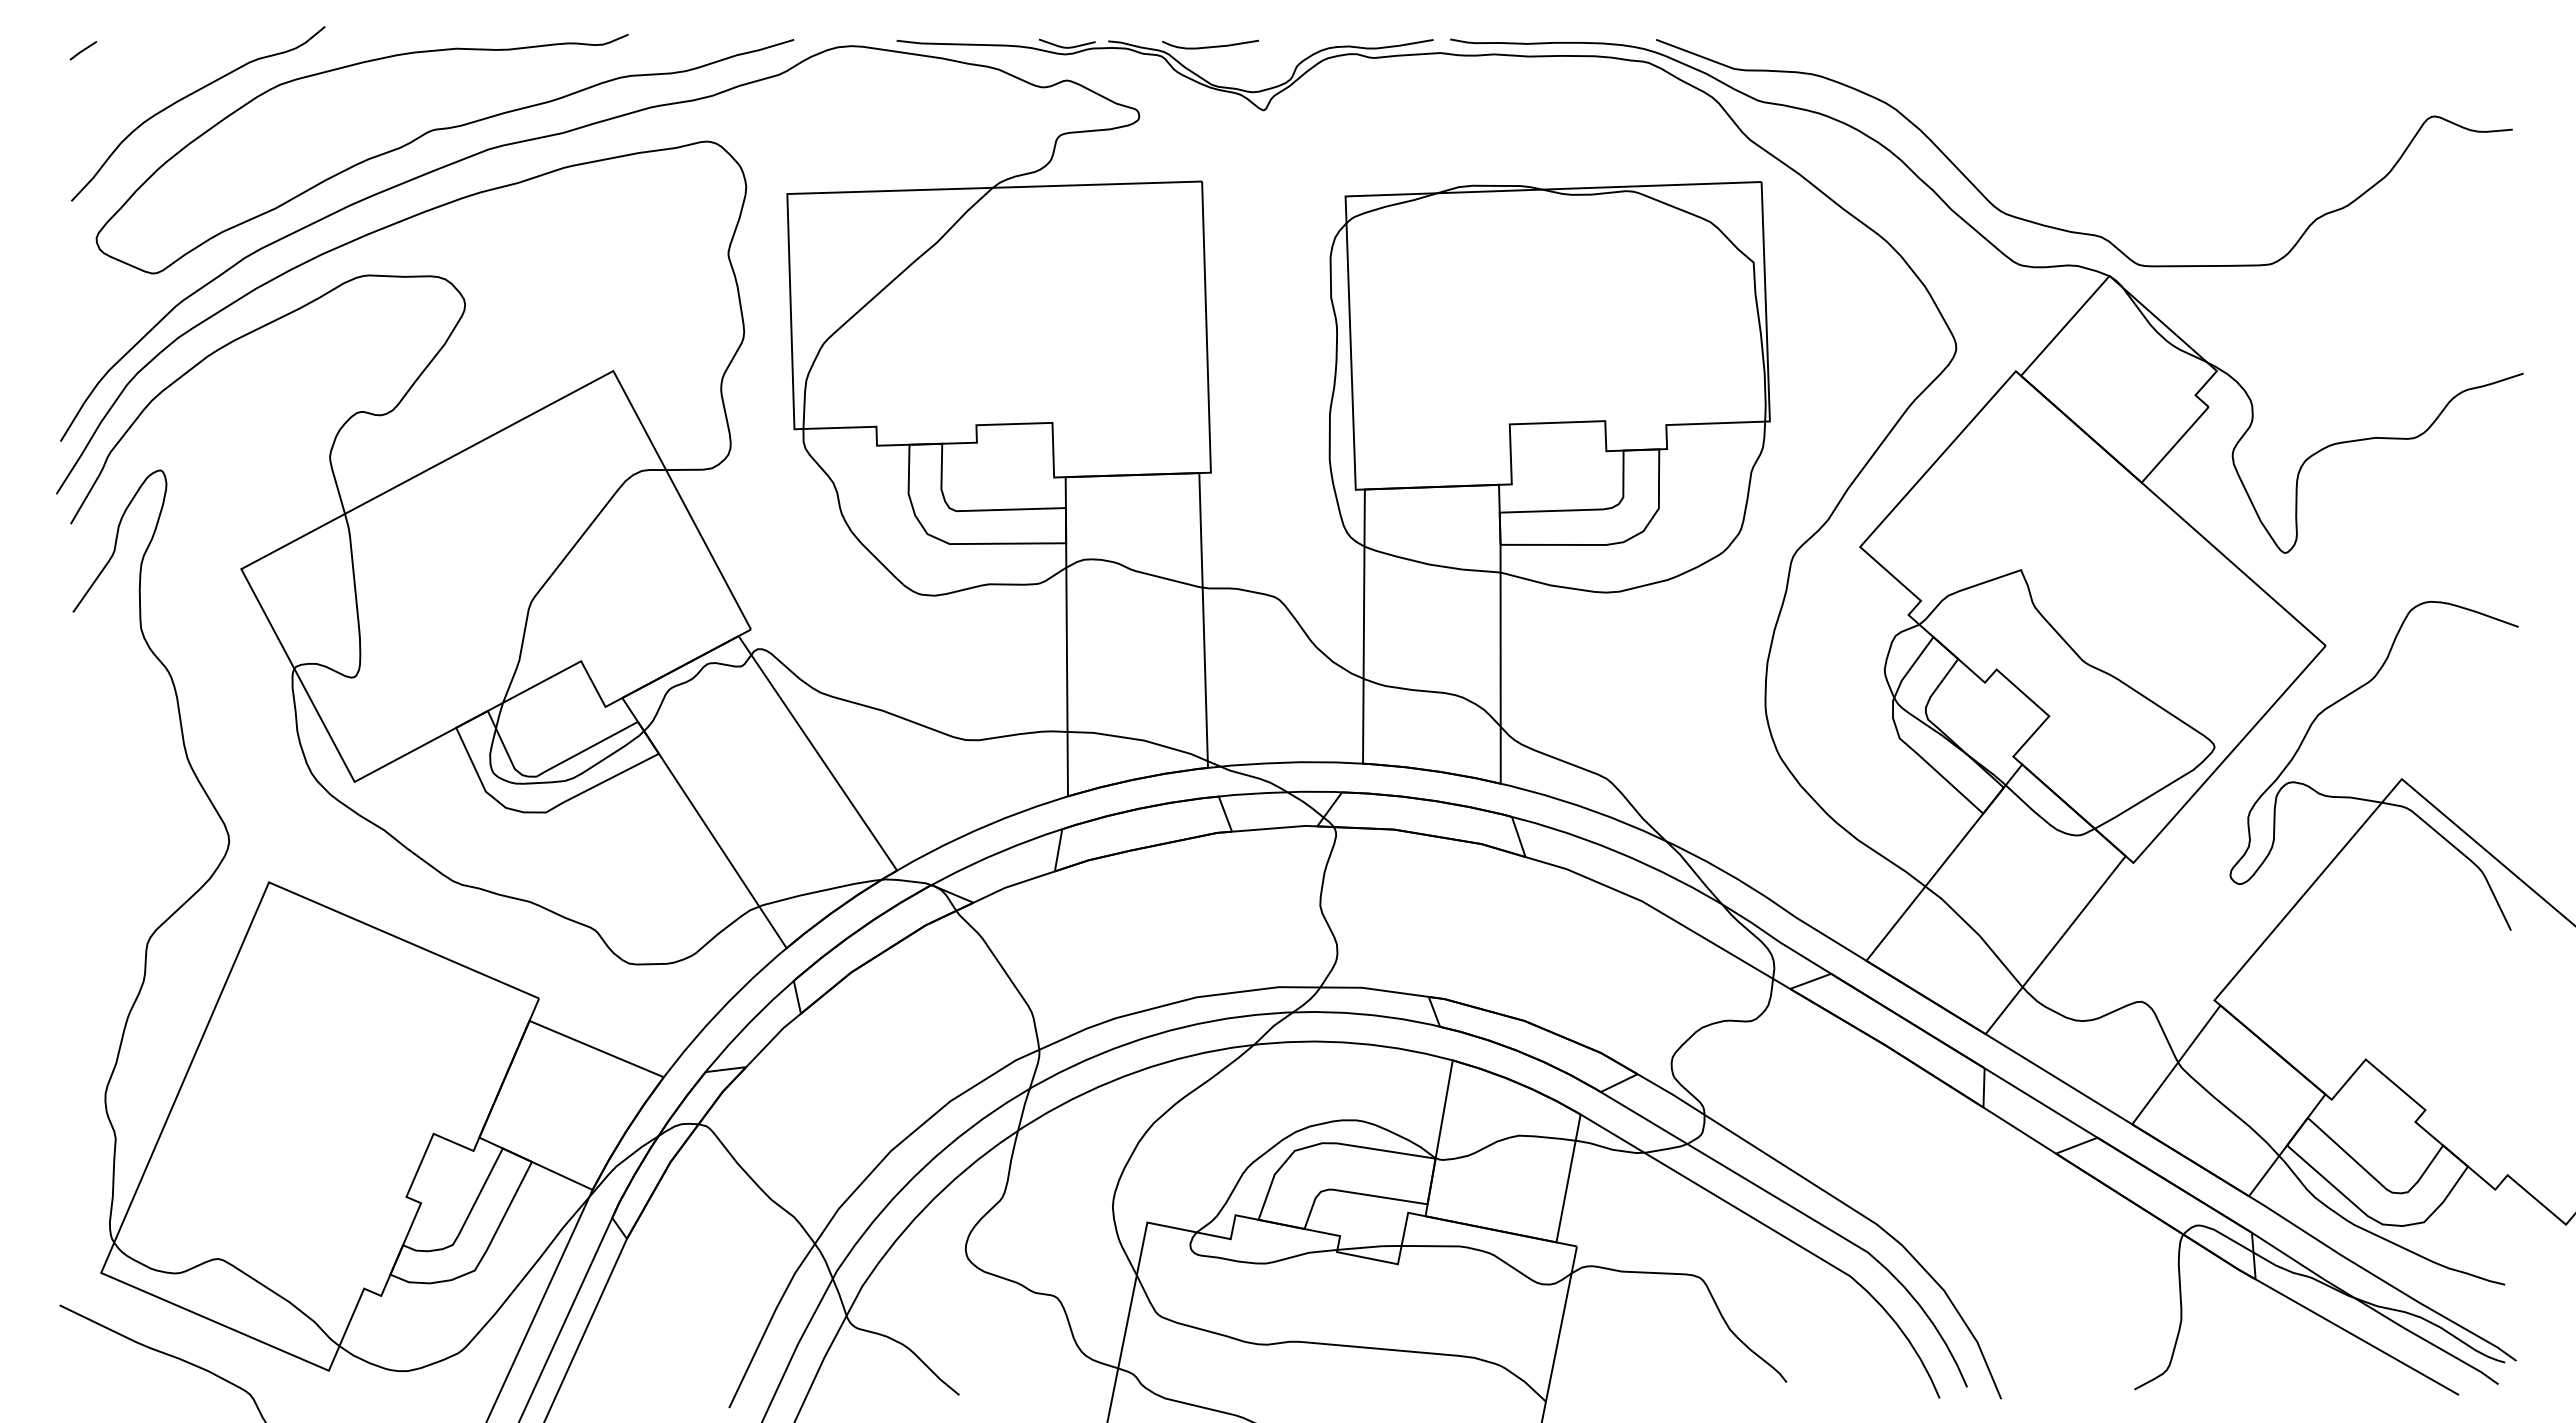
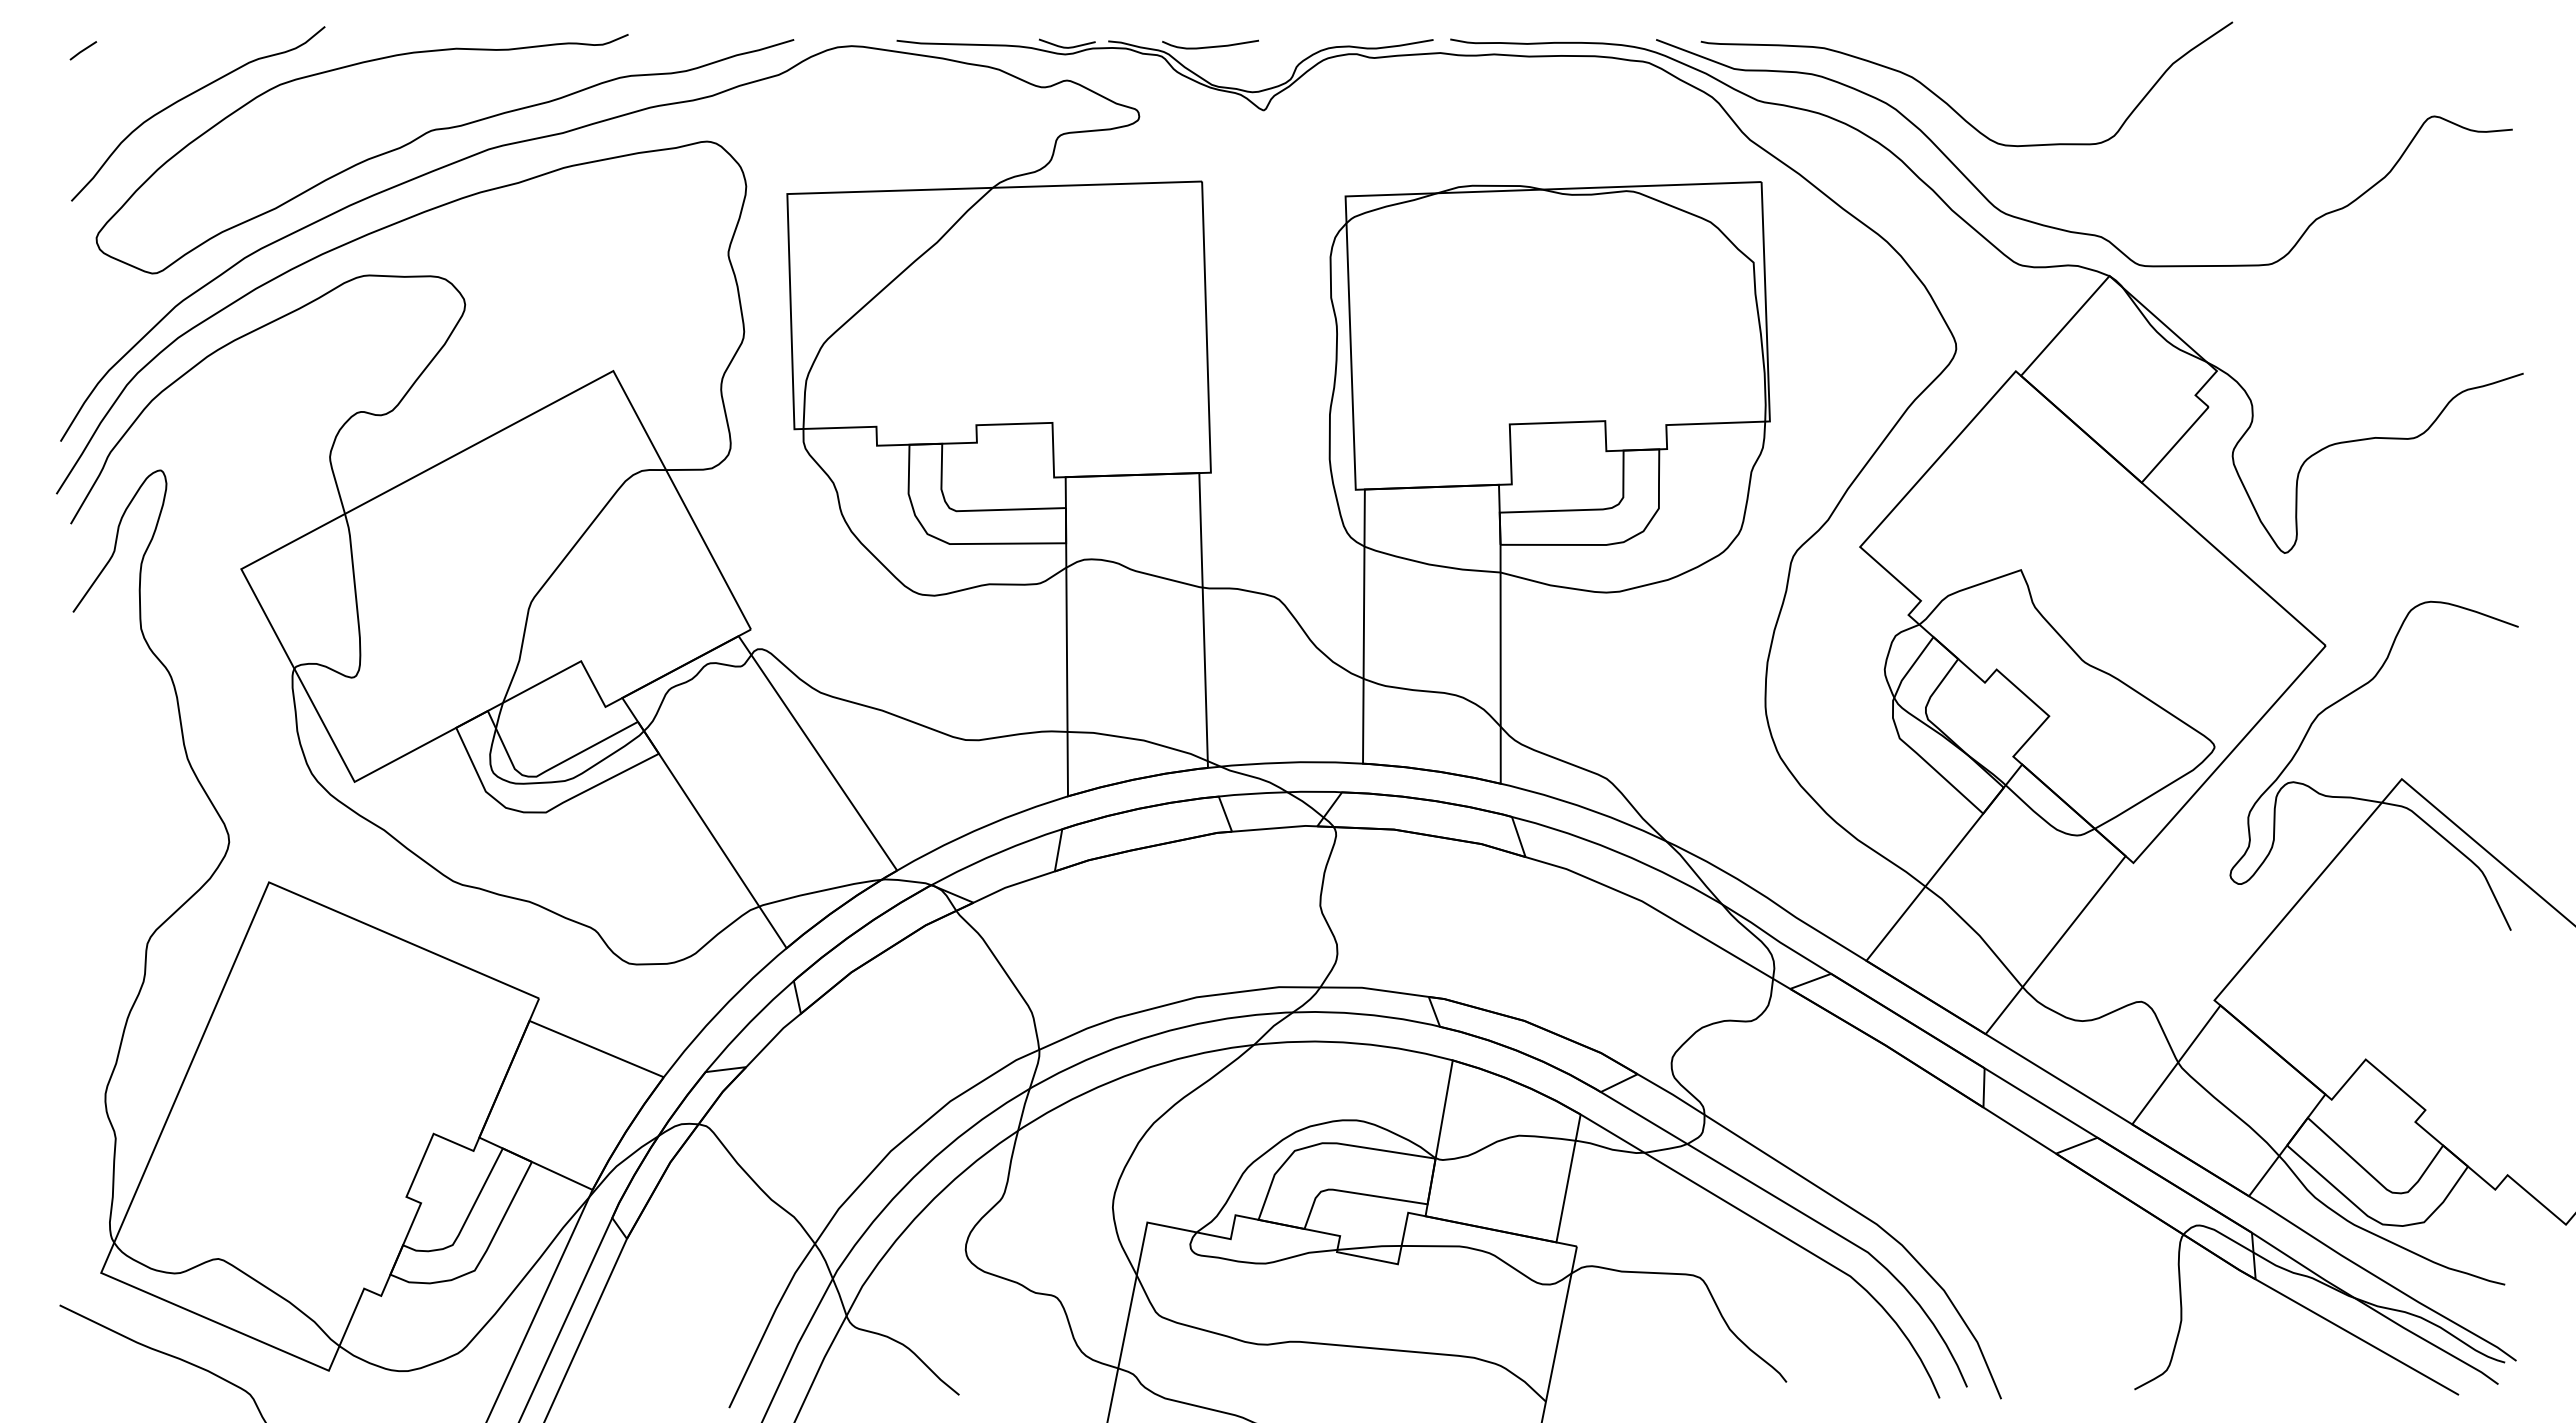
curve: none -> present (1948, 103)
